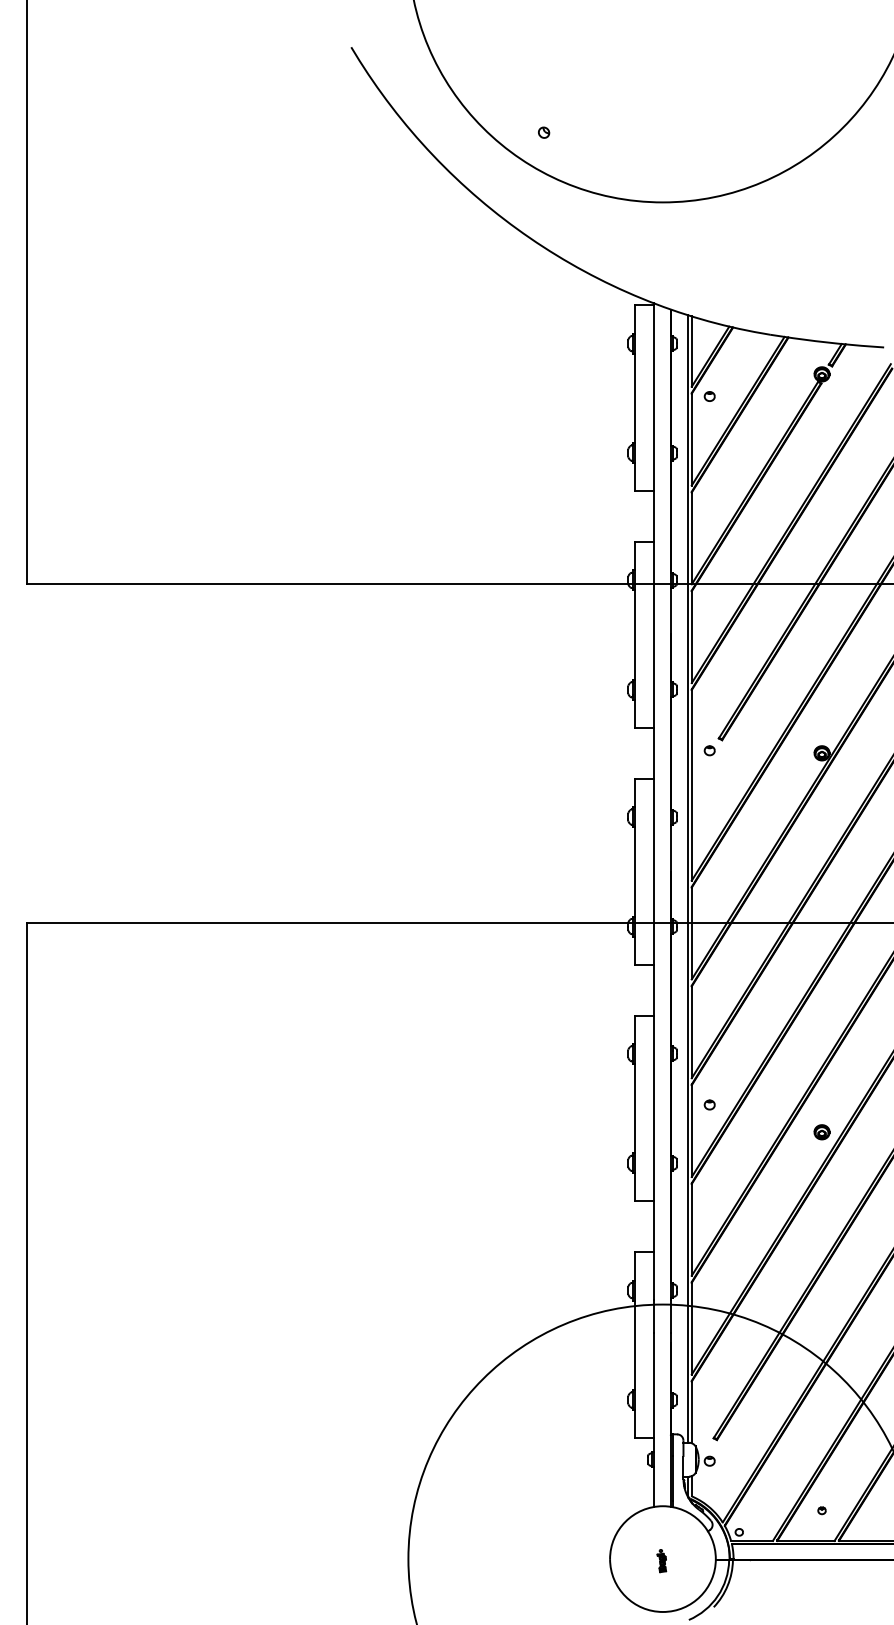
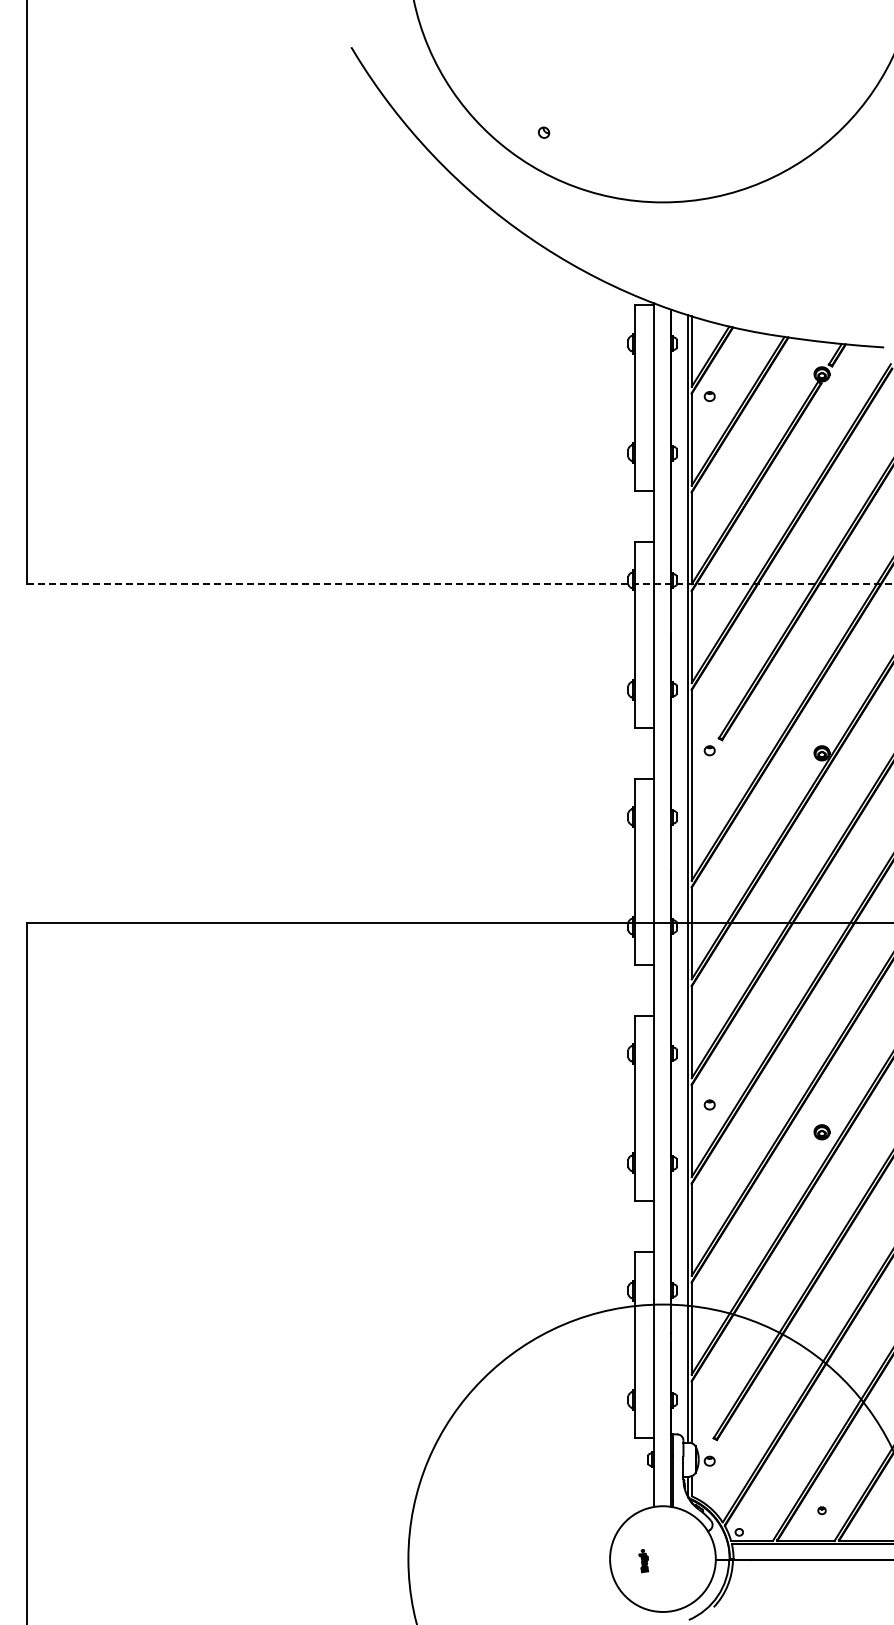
line: solid -> dashed (460, 584)
part position: (661, 1561) -> (643, 1561) (643, 1561)
